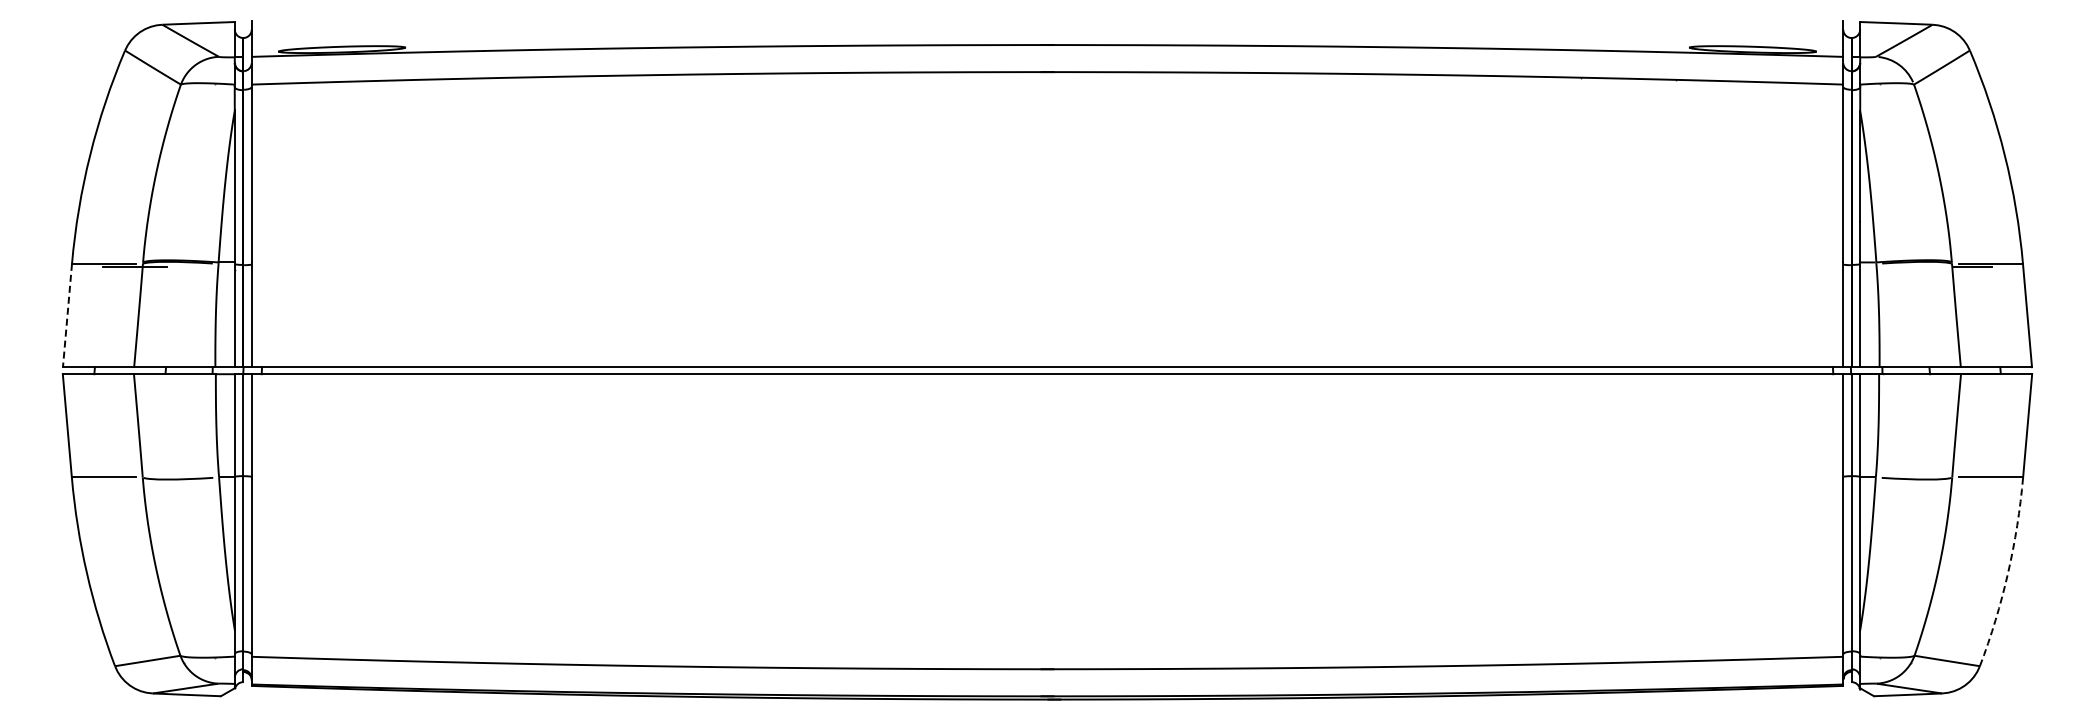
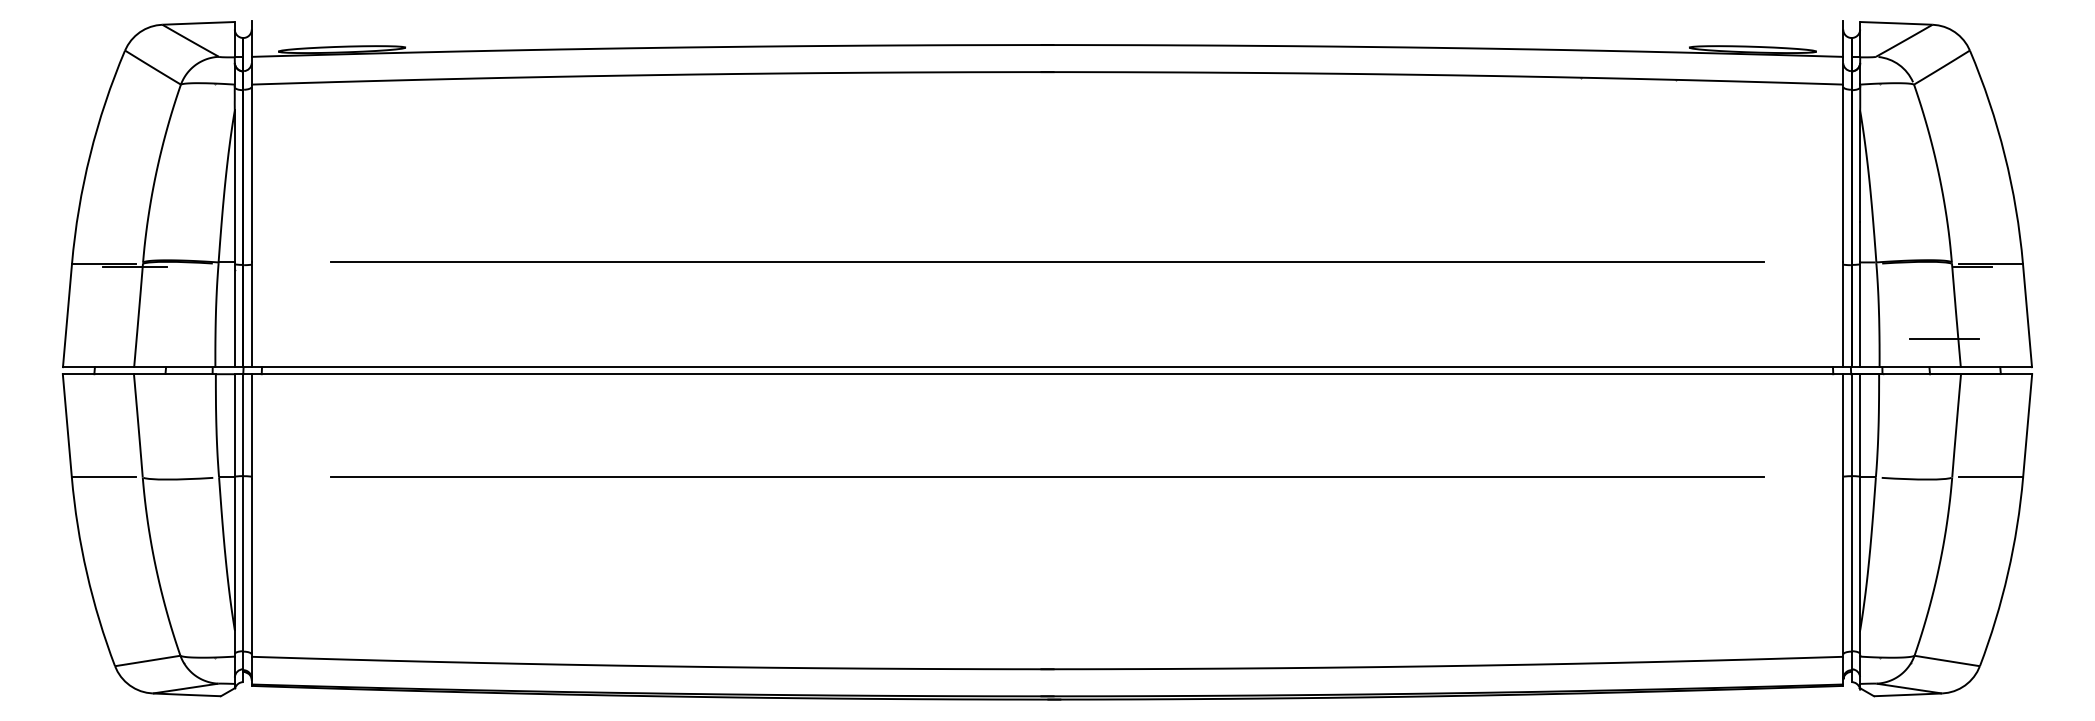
line: none -> present (1047, 262)
line: dashed -> solid (67, 315)
line: none -> present (1944, 338)
line: none -> present (1047, 477)
arc: dashed -> solid (2008, 573)
